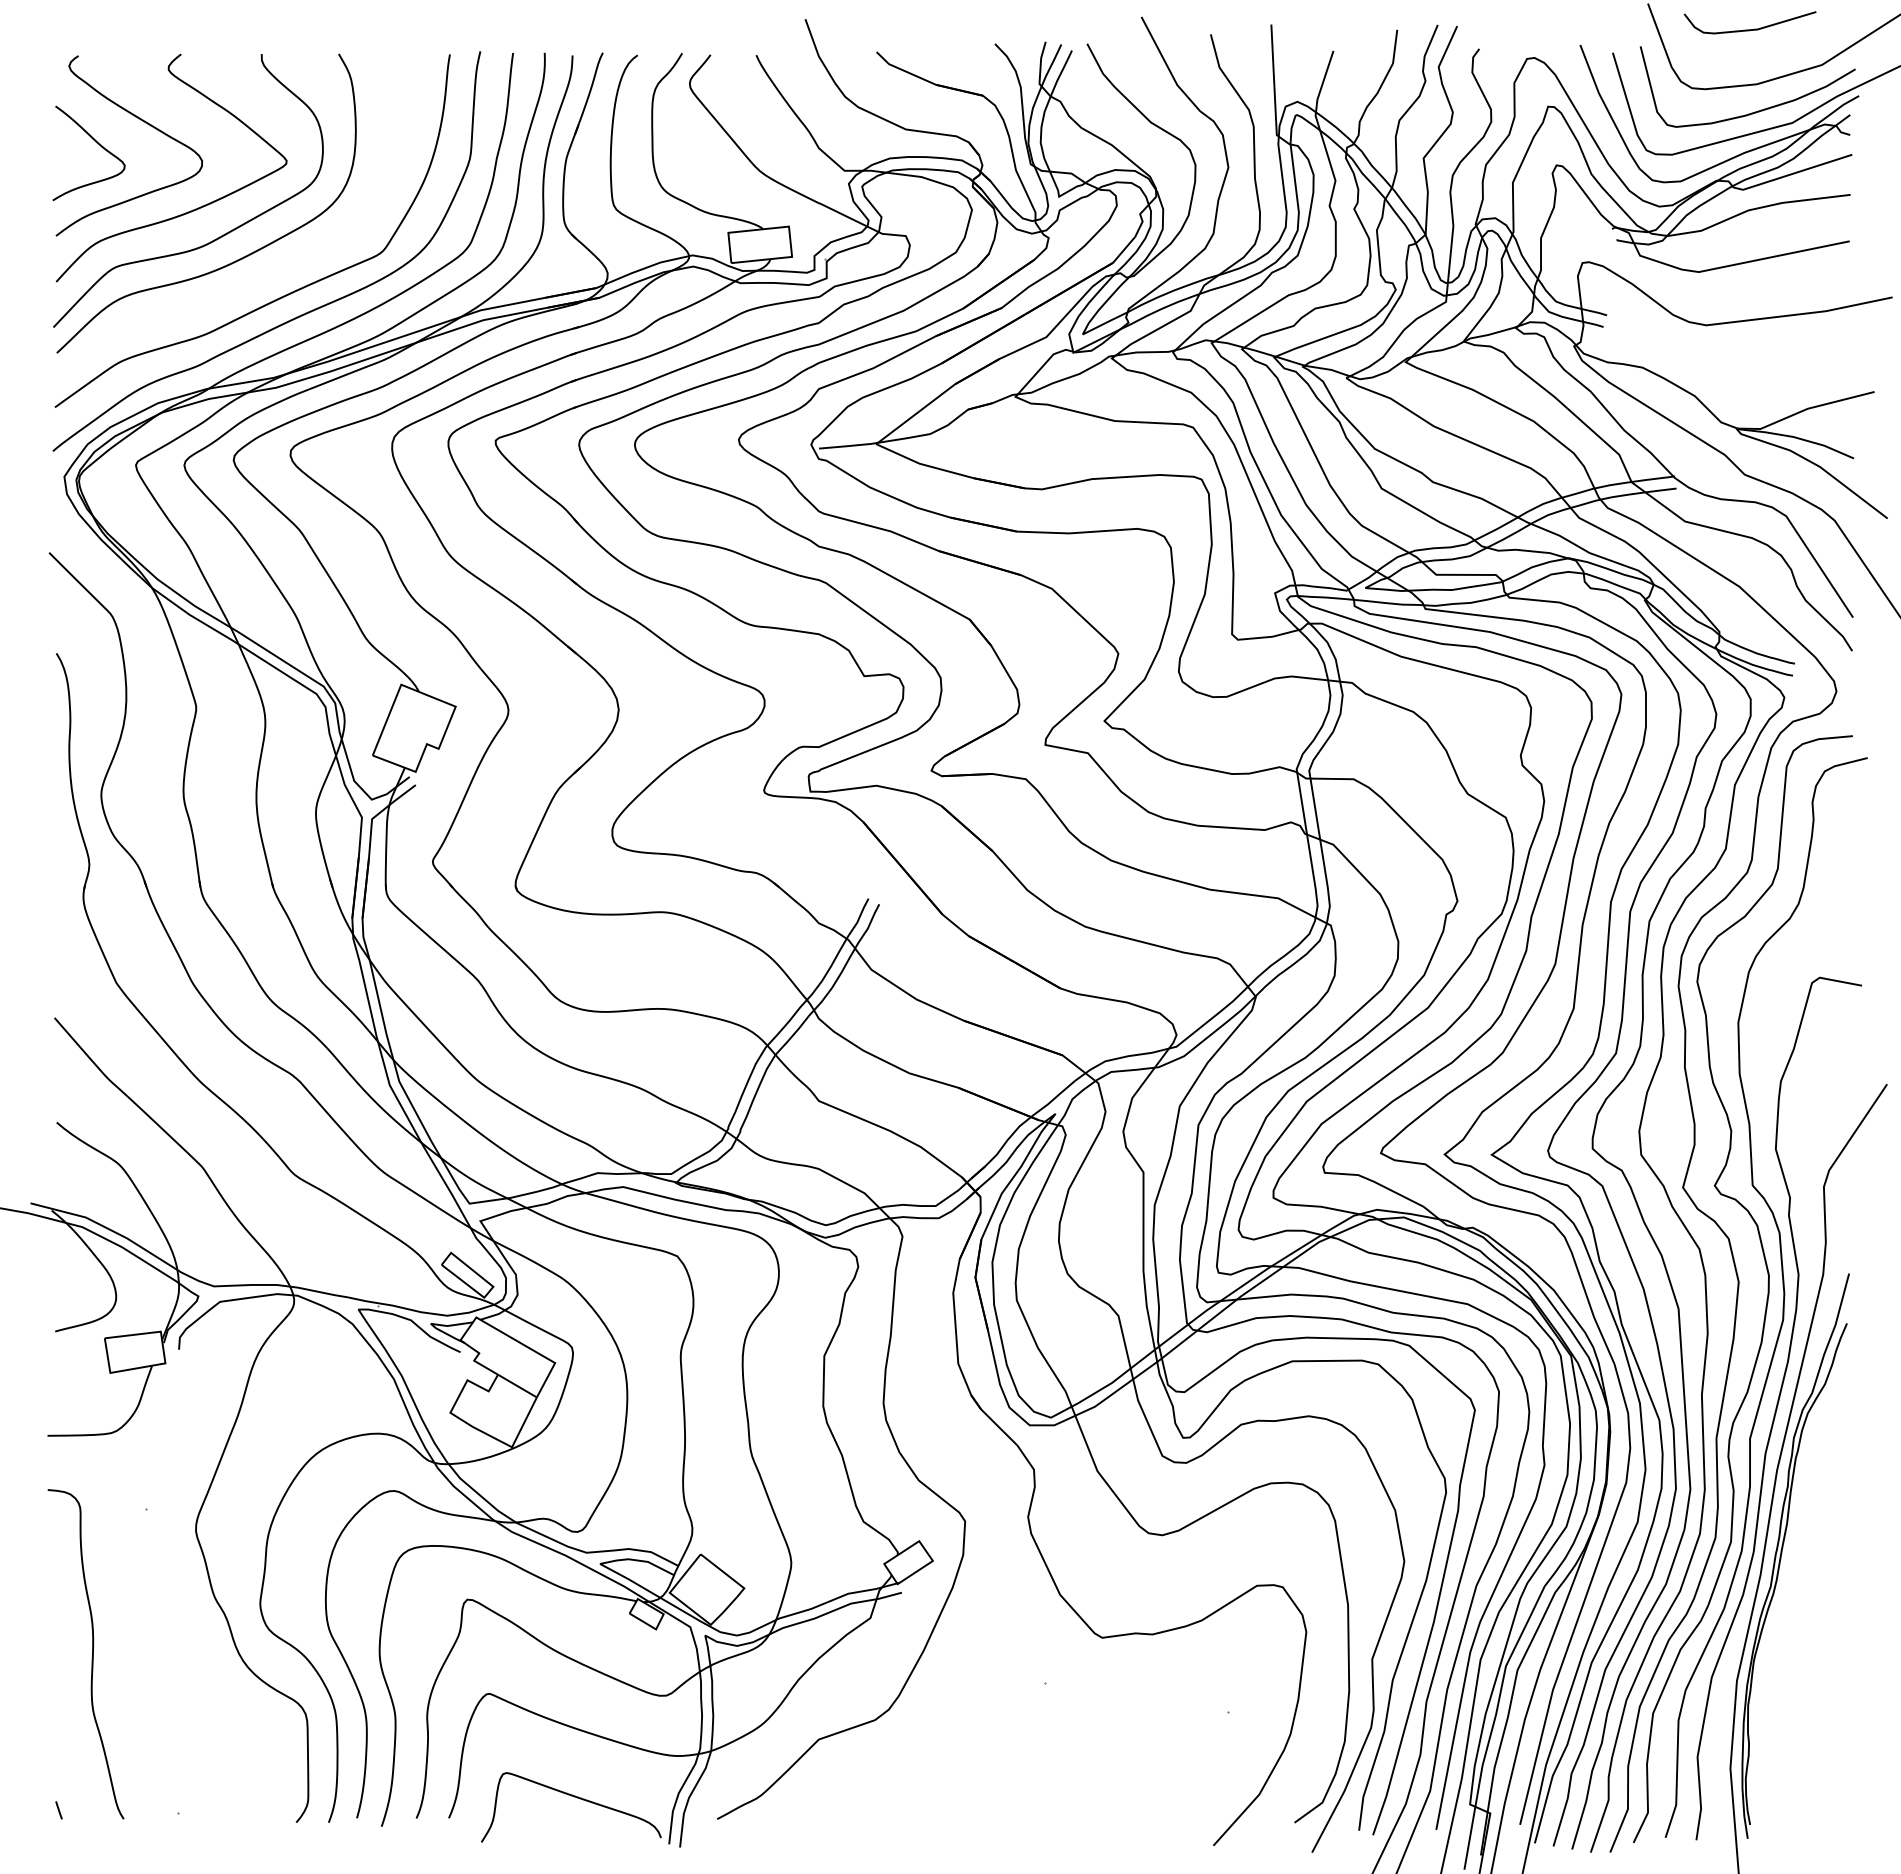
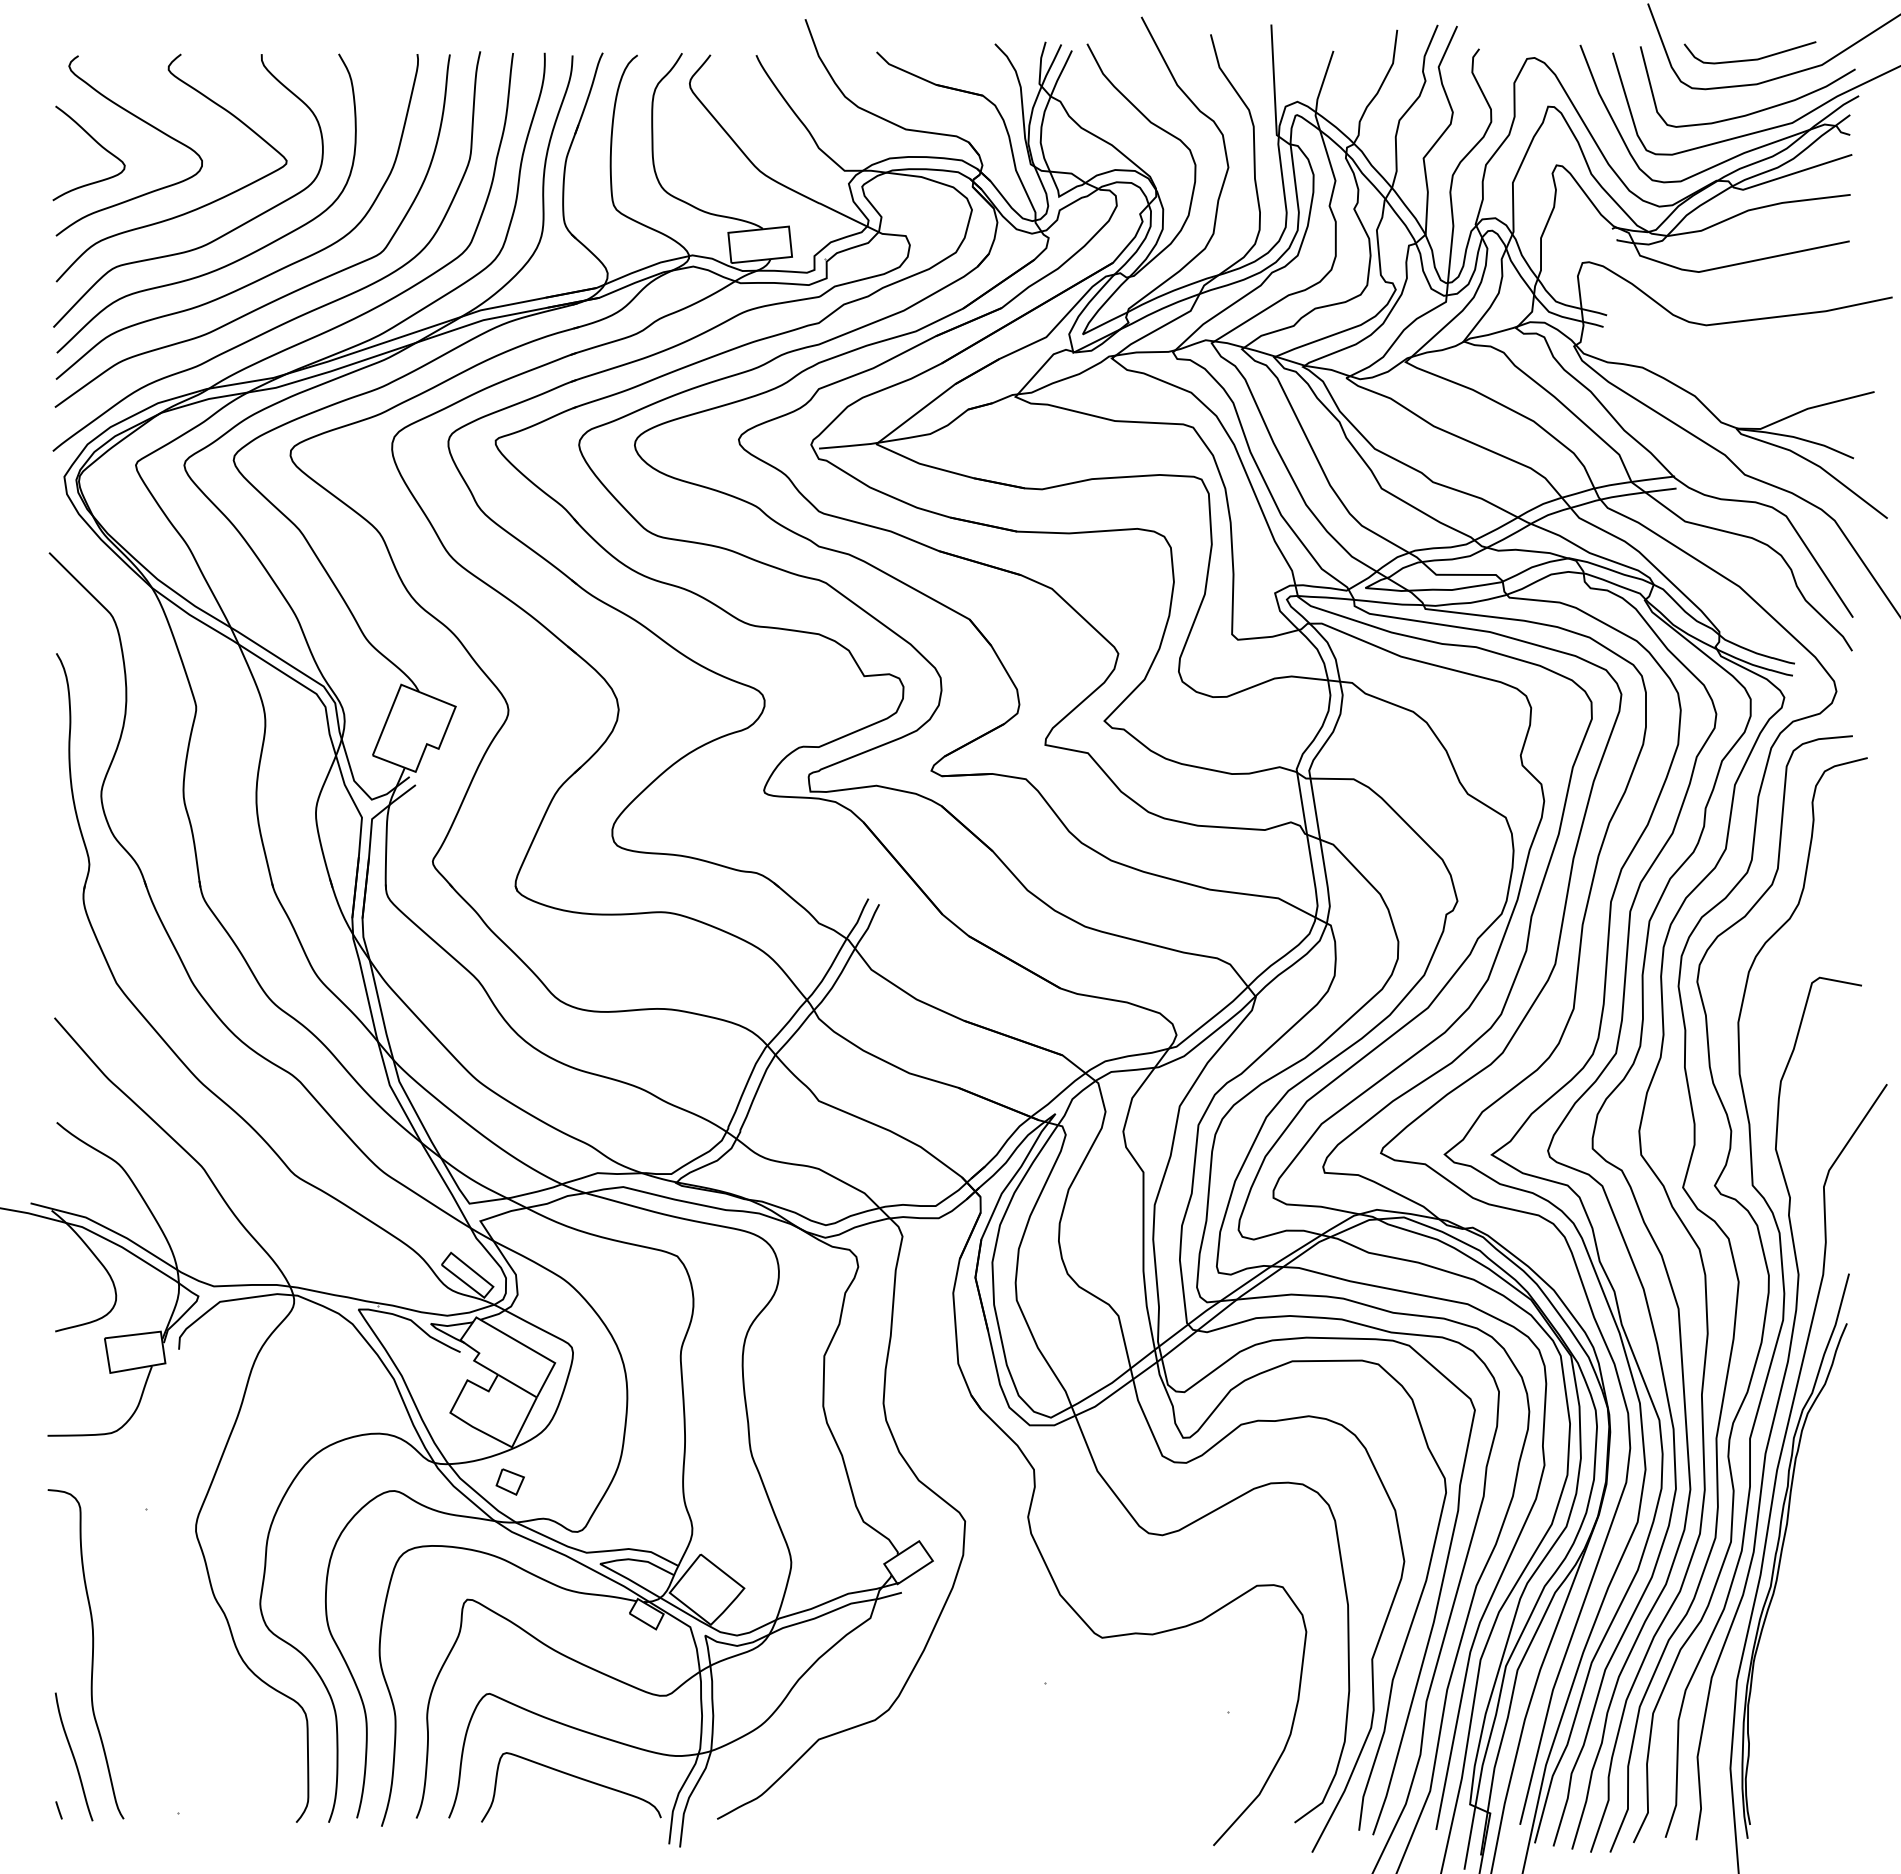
curve position: (1749, 29) -> (1749, 59) (1749, 59)
curve: none -> present (265, 275)
part: none -> present (509, 1481)
curve: none -> present (73, 1756)
curve position: (574, 1797) -> (574, 1777) (574, 1777)
